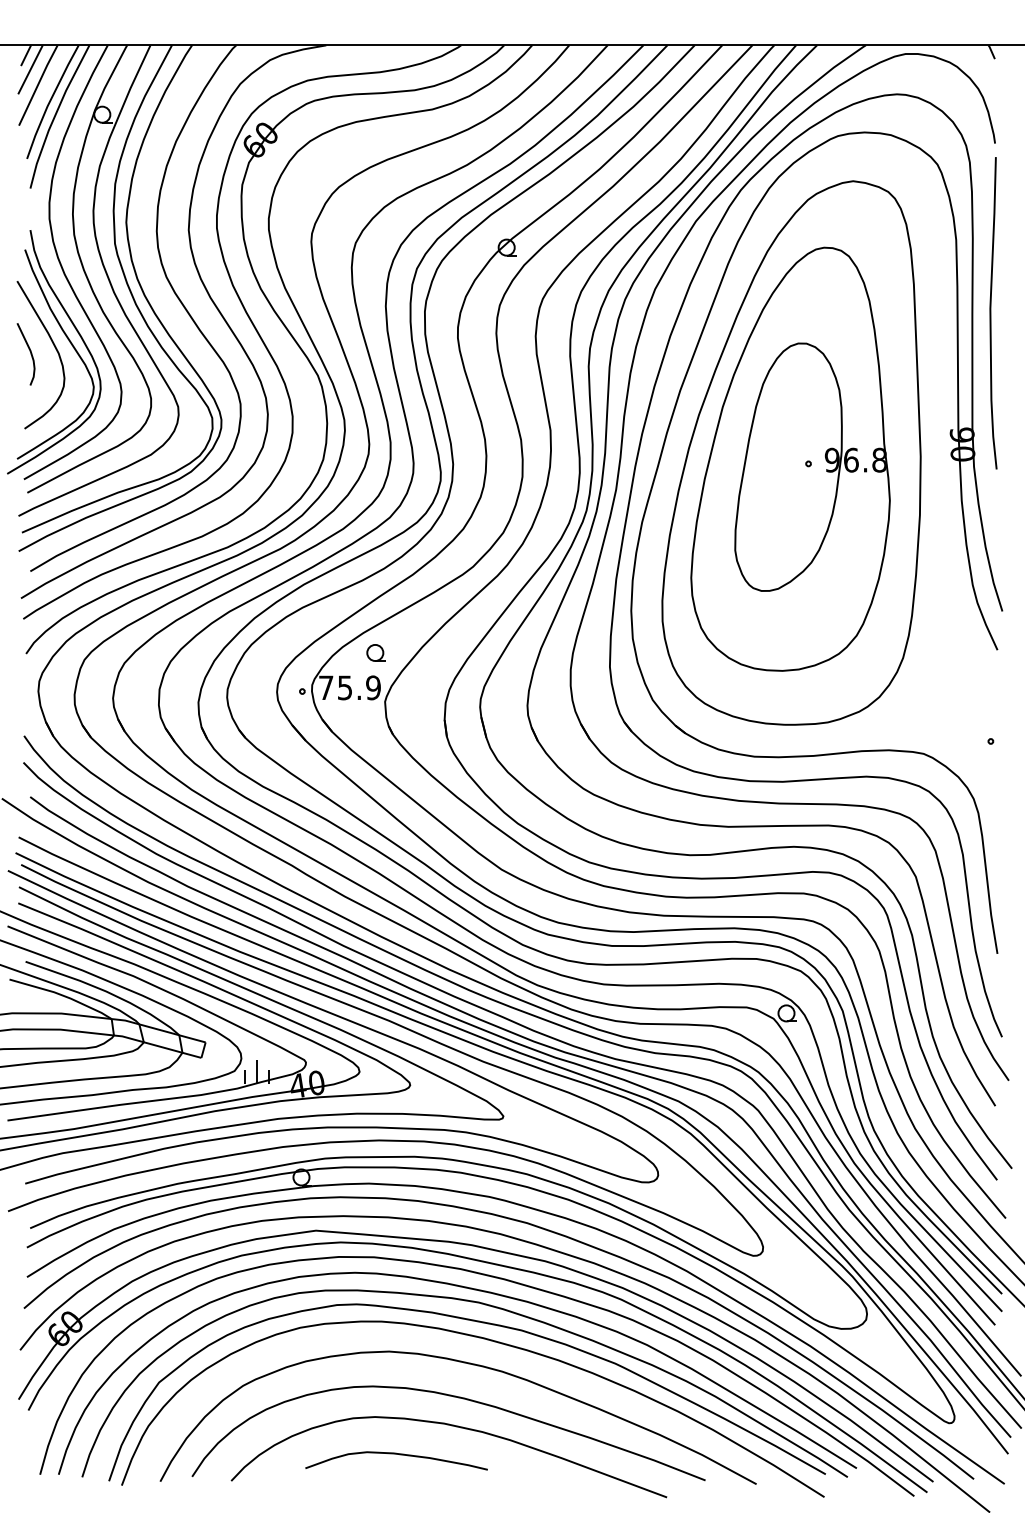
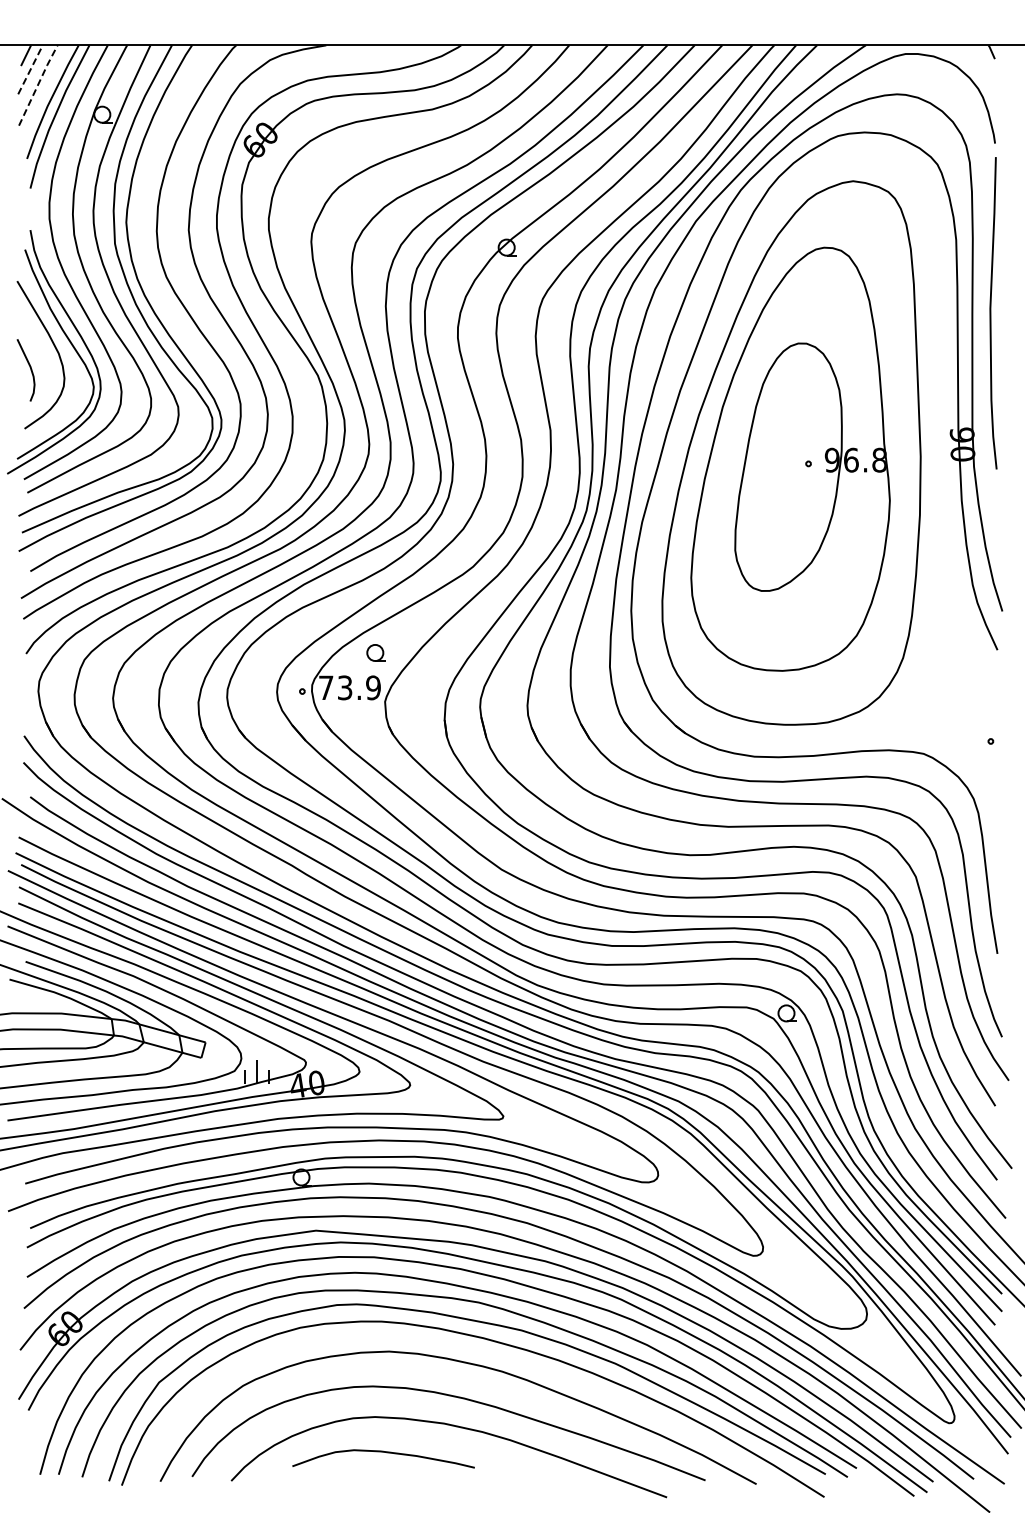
line: solid -> dashed (30, 69)
line: solid -> dashed (38, 84)
curve position: (29, 351) -> (29, 367) (29, 367)
text: 75.9 -> 73.9 (345, 687)
curve position: (399, 1455) -> (386, 1453) (386, 1453)
